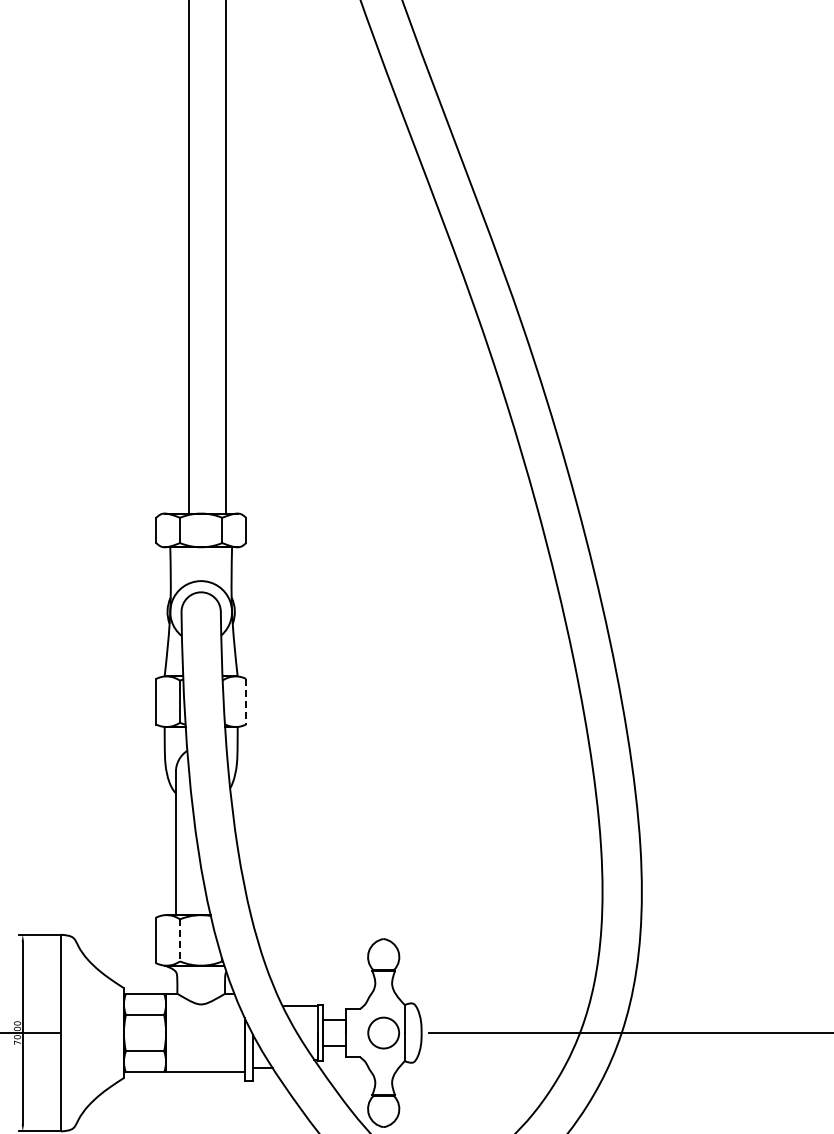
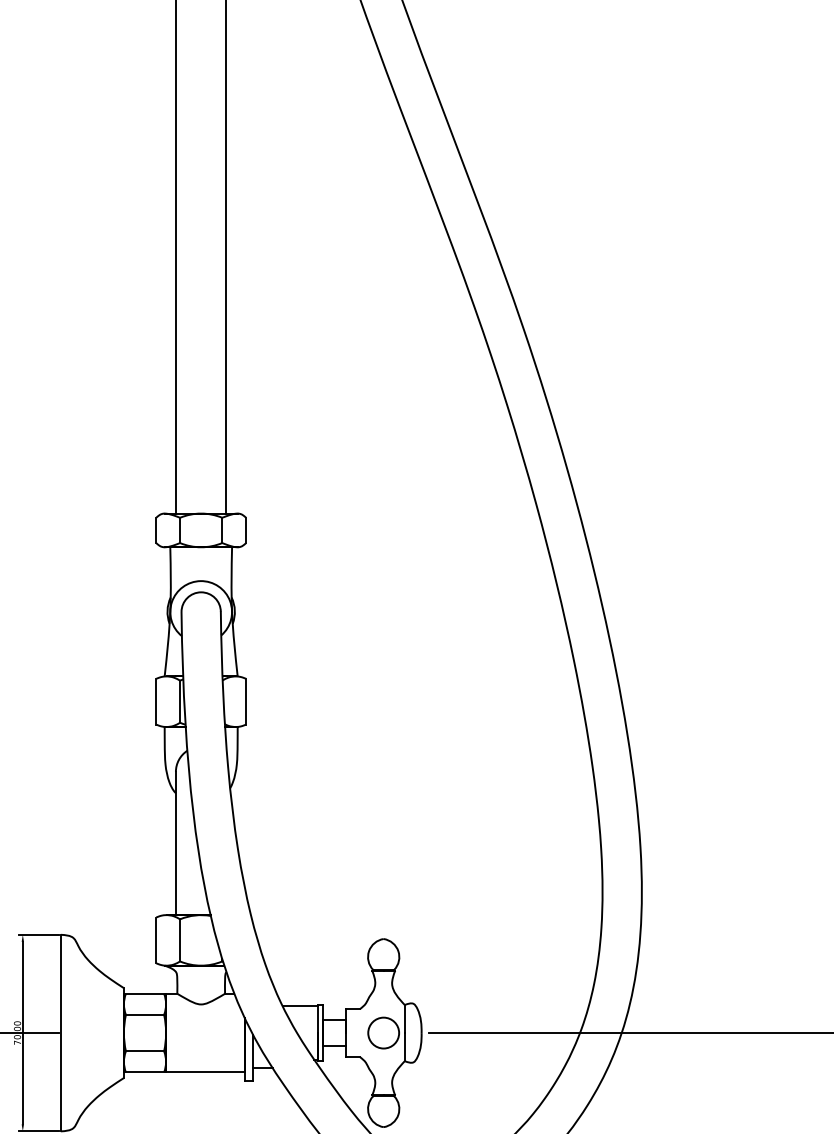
line position: (188, 257) -> (175, 257) (175, 257)
line: dashed -> solid (246, 701)
line: dashed -> solid (180, 940)
